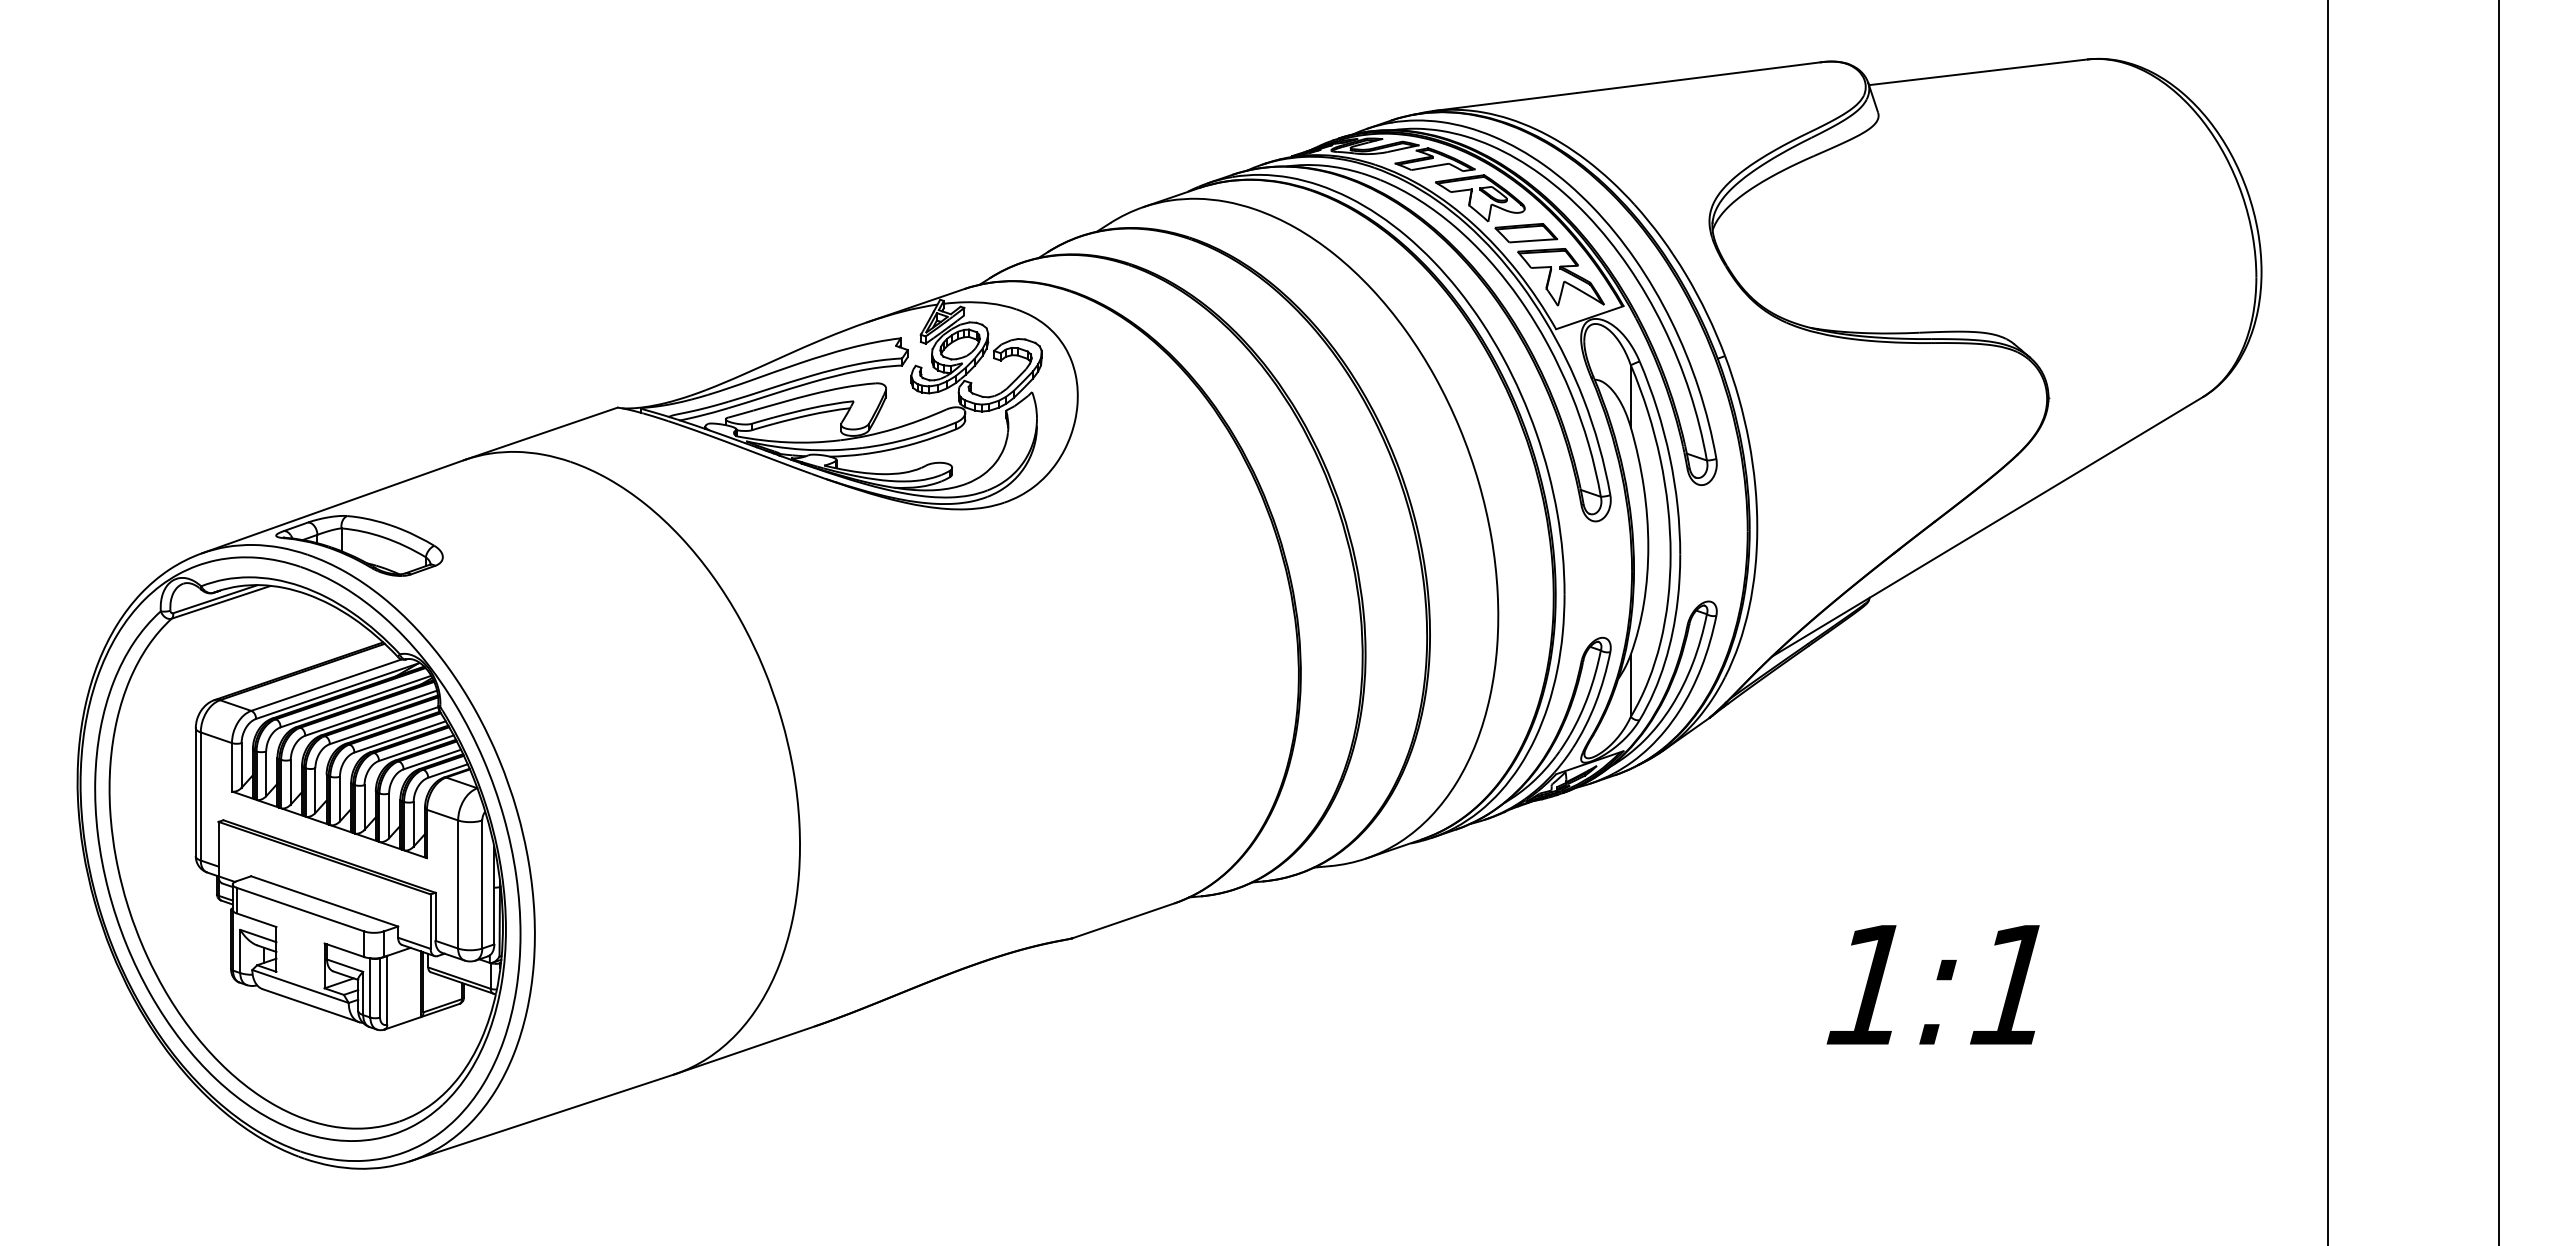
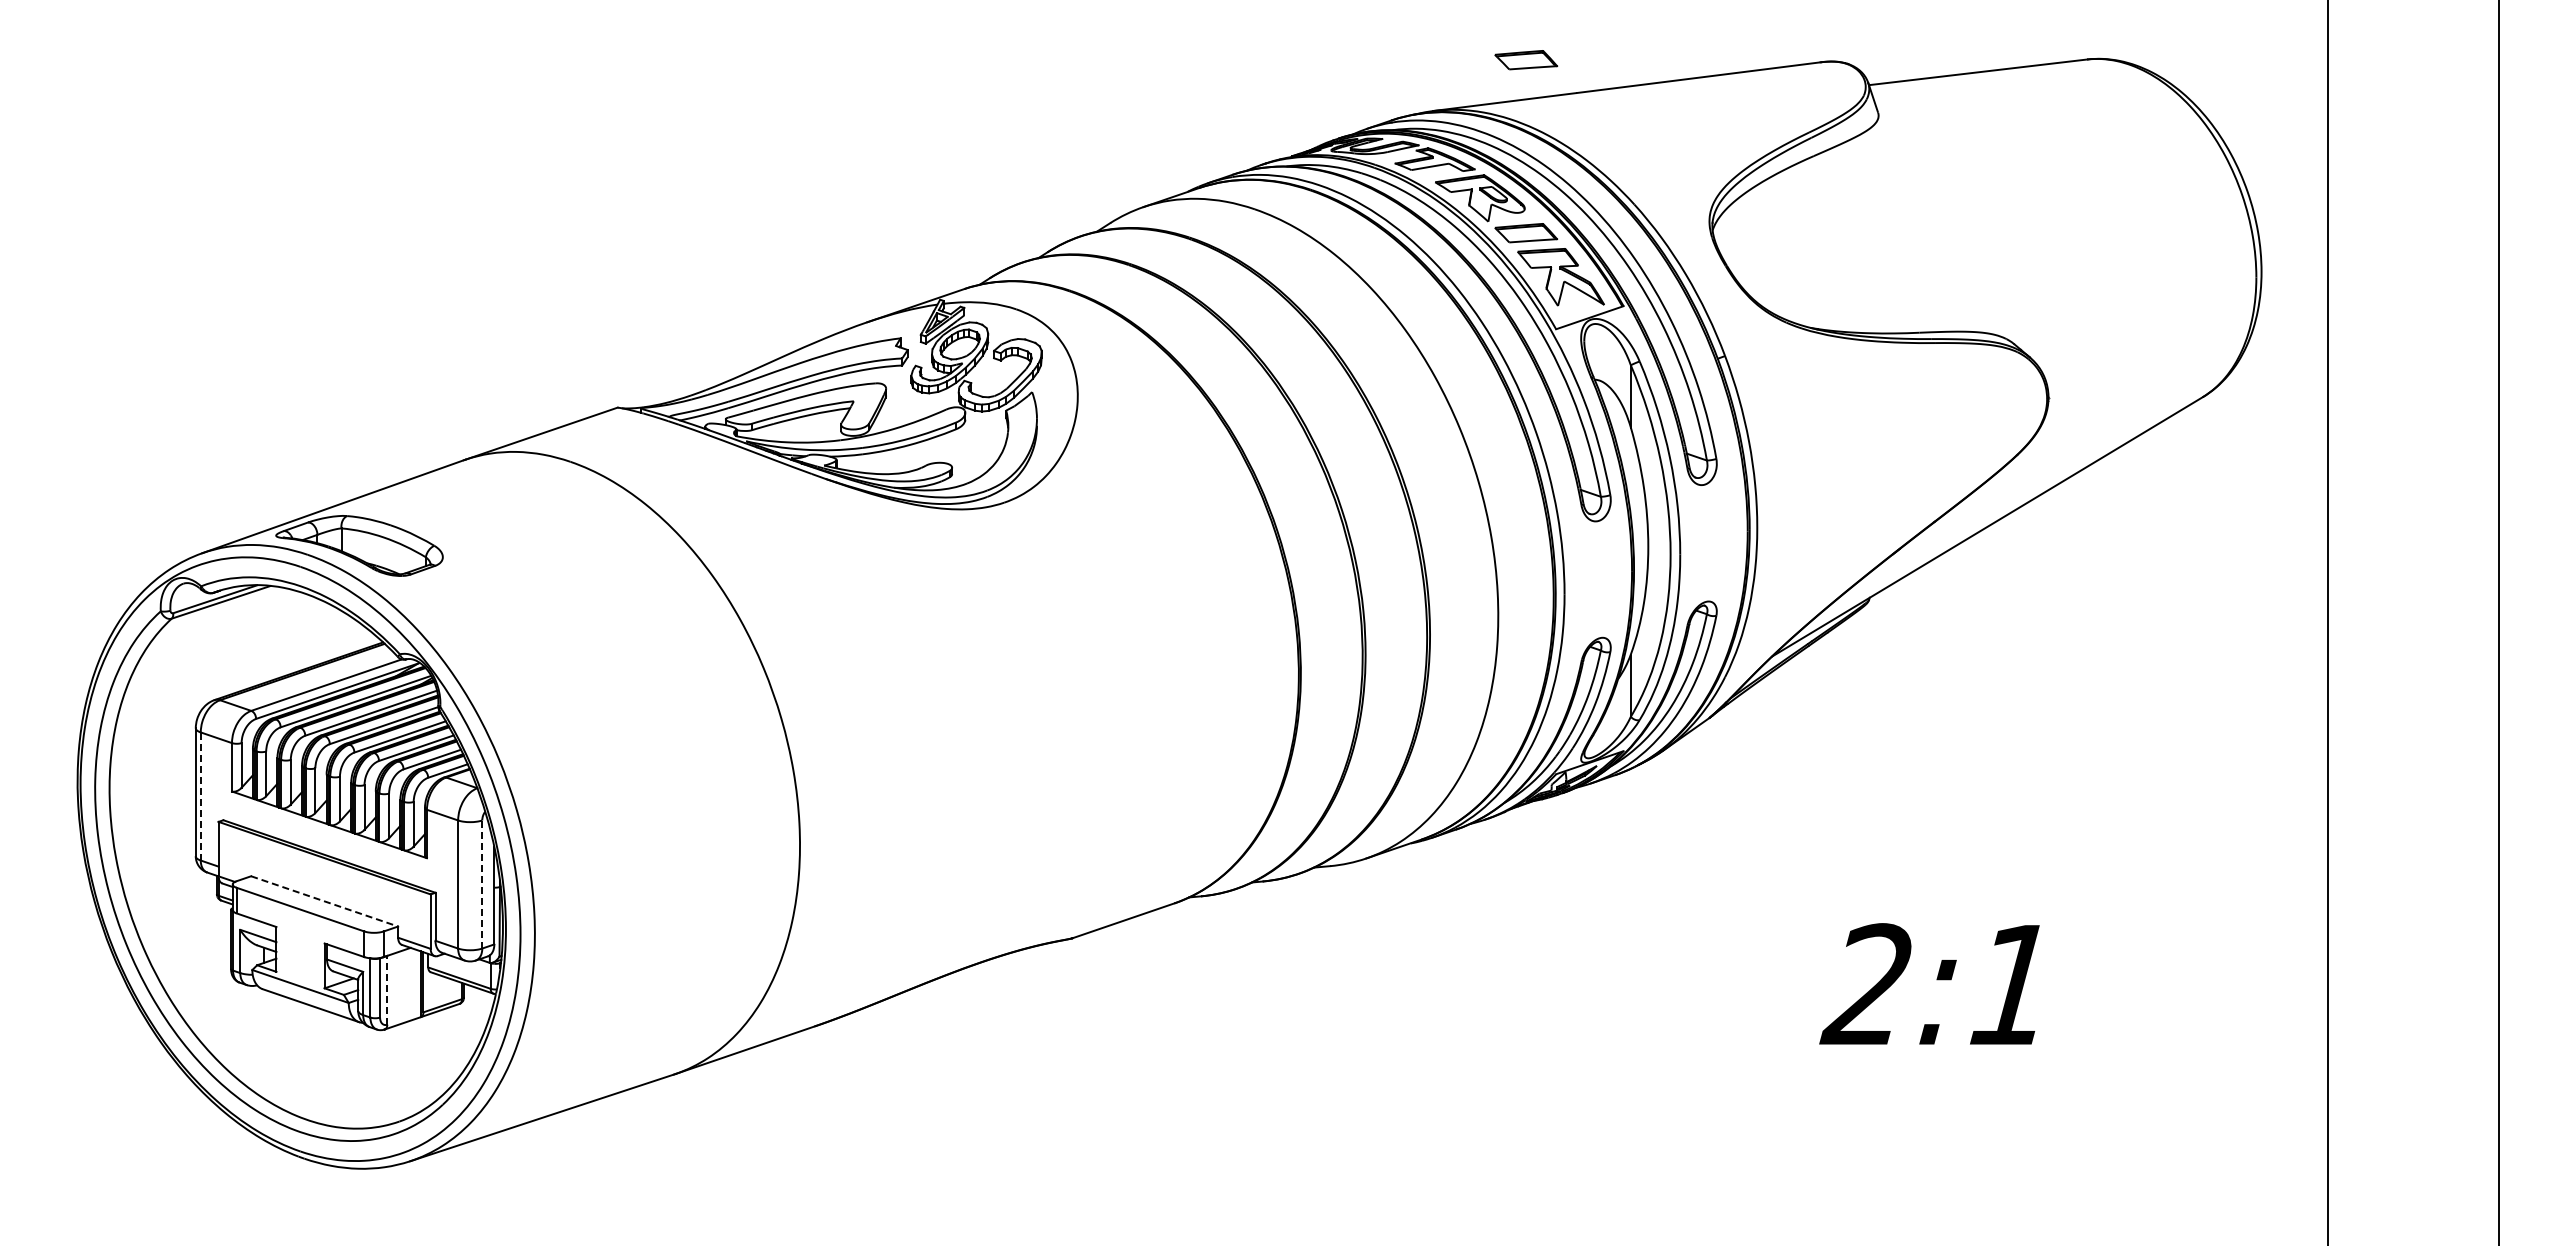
part: none -> present (1526, 60)
line: solid -> dashed (200, 795)
line: solid -> dashed (482, 884)
line: solid -> dashed (324, 901)
text: 1:1 -> 2:1 (1865, 983)
line: solid -> dashed (387, 989)
